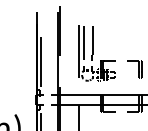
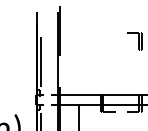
part: present -> none (96, 53)
part position: (134, 69) -> (134, 41) (134, 41)
